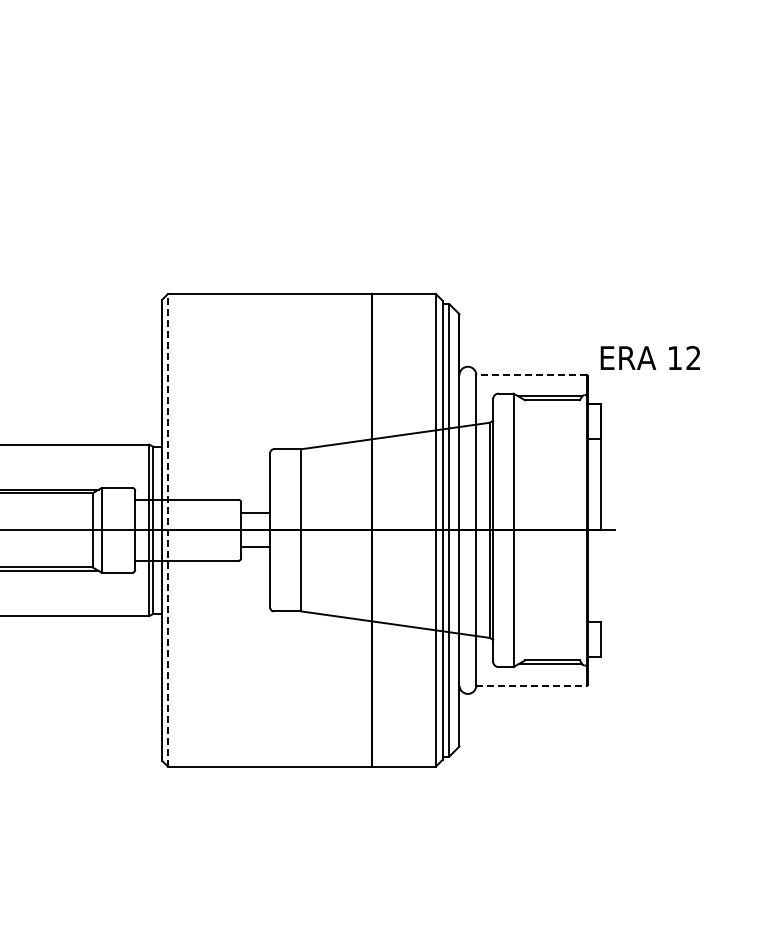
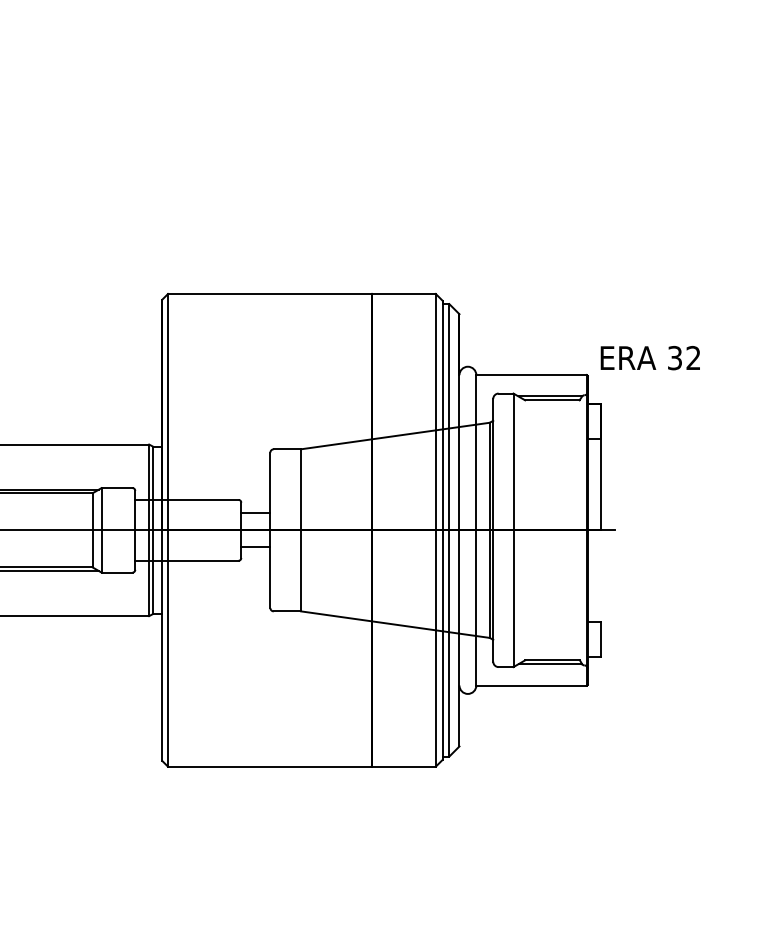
text: 12 -> 32 (674, 357)
line: dashed -> solid (531, 375)
line: dashed -> solid (168, 529)
line: dashed -> solid (532, 685)
